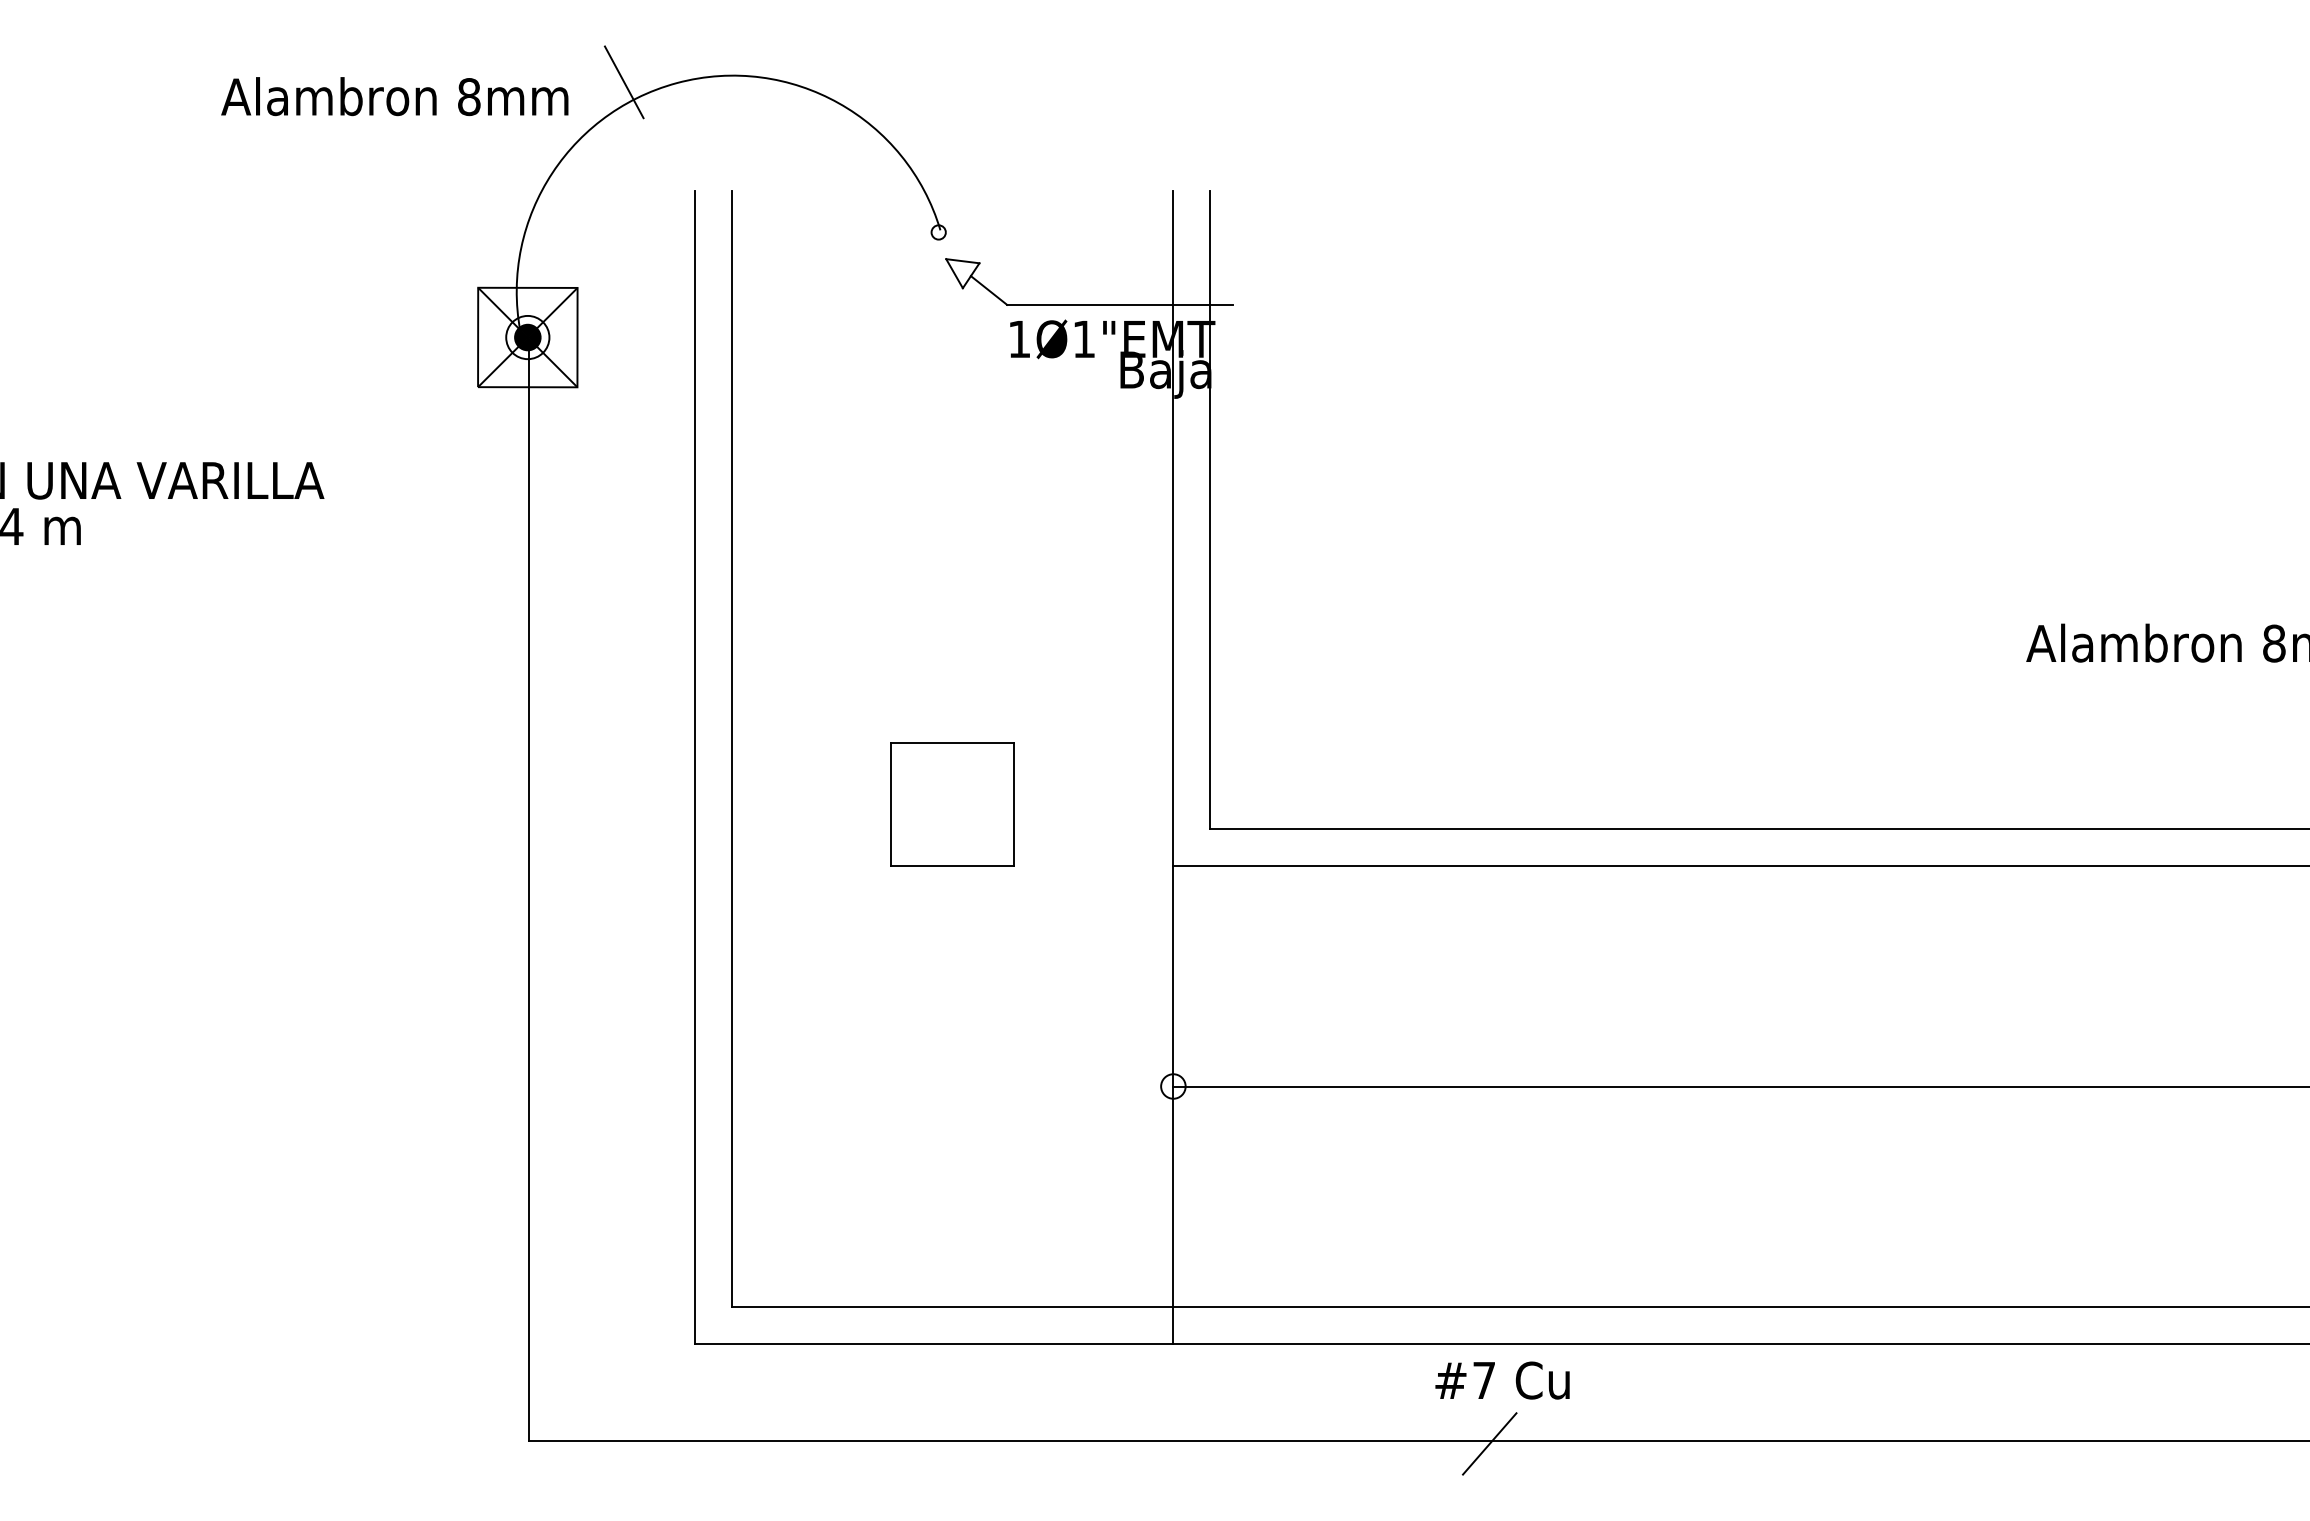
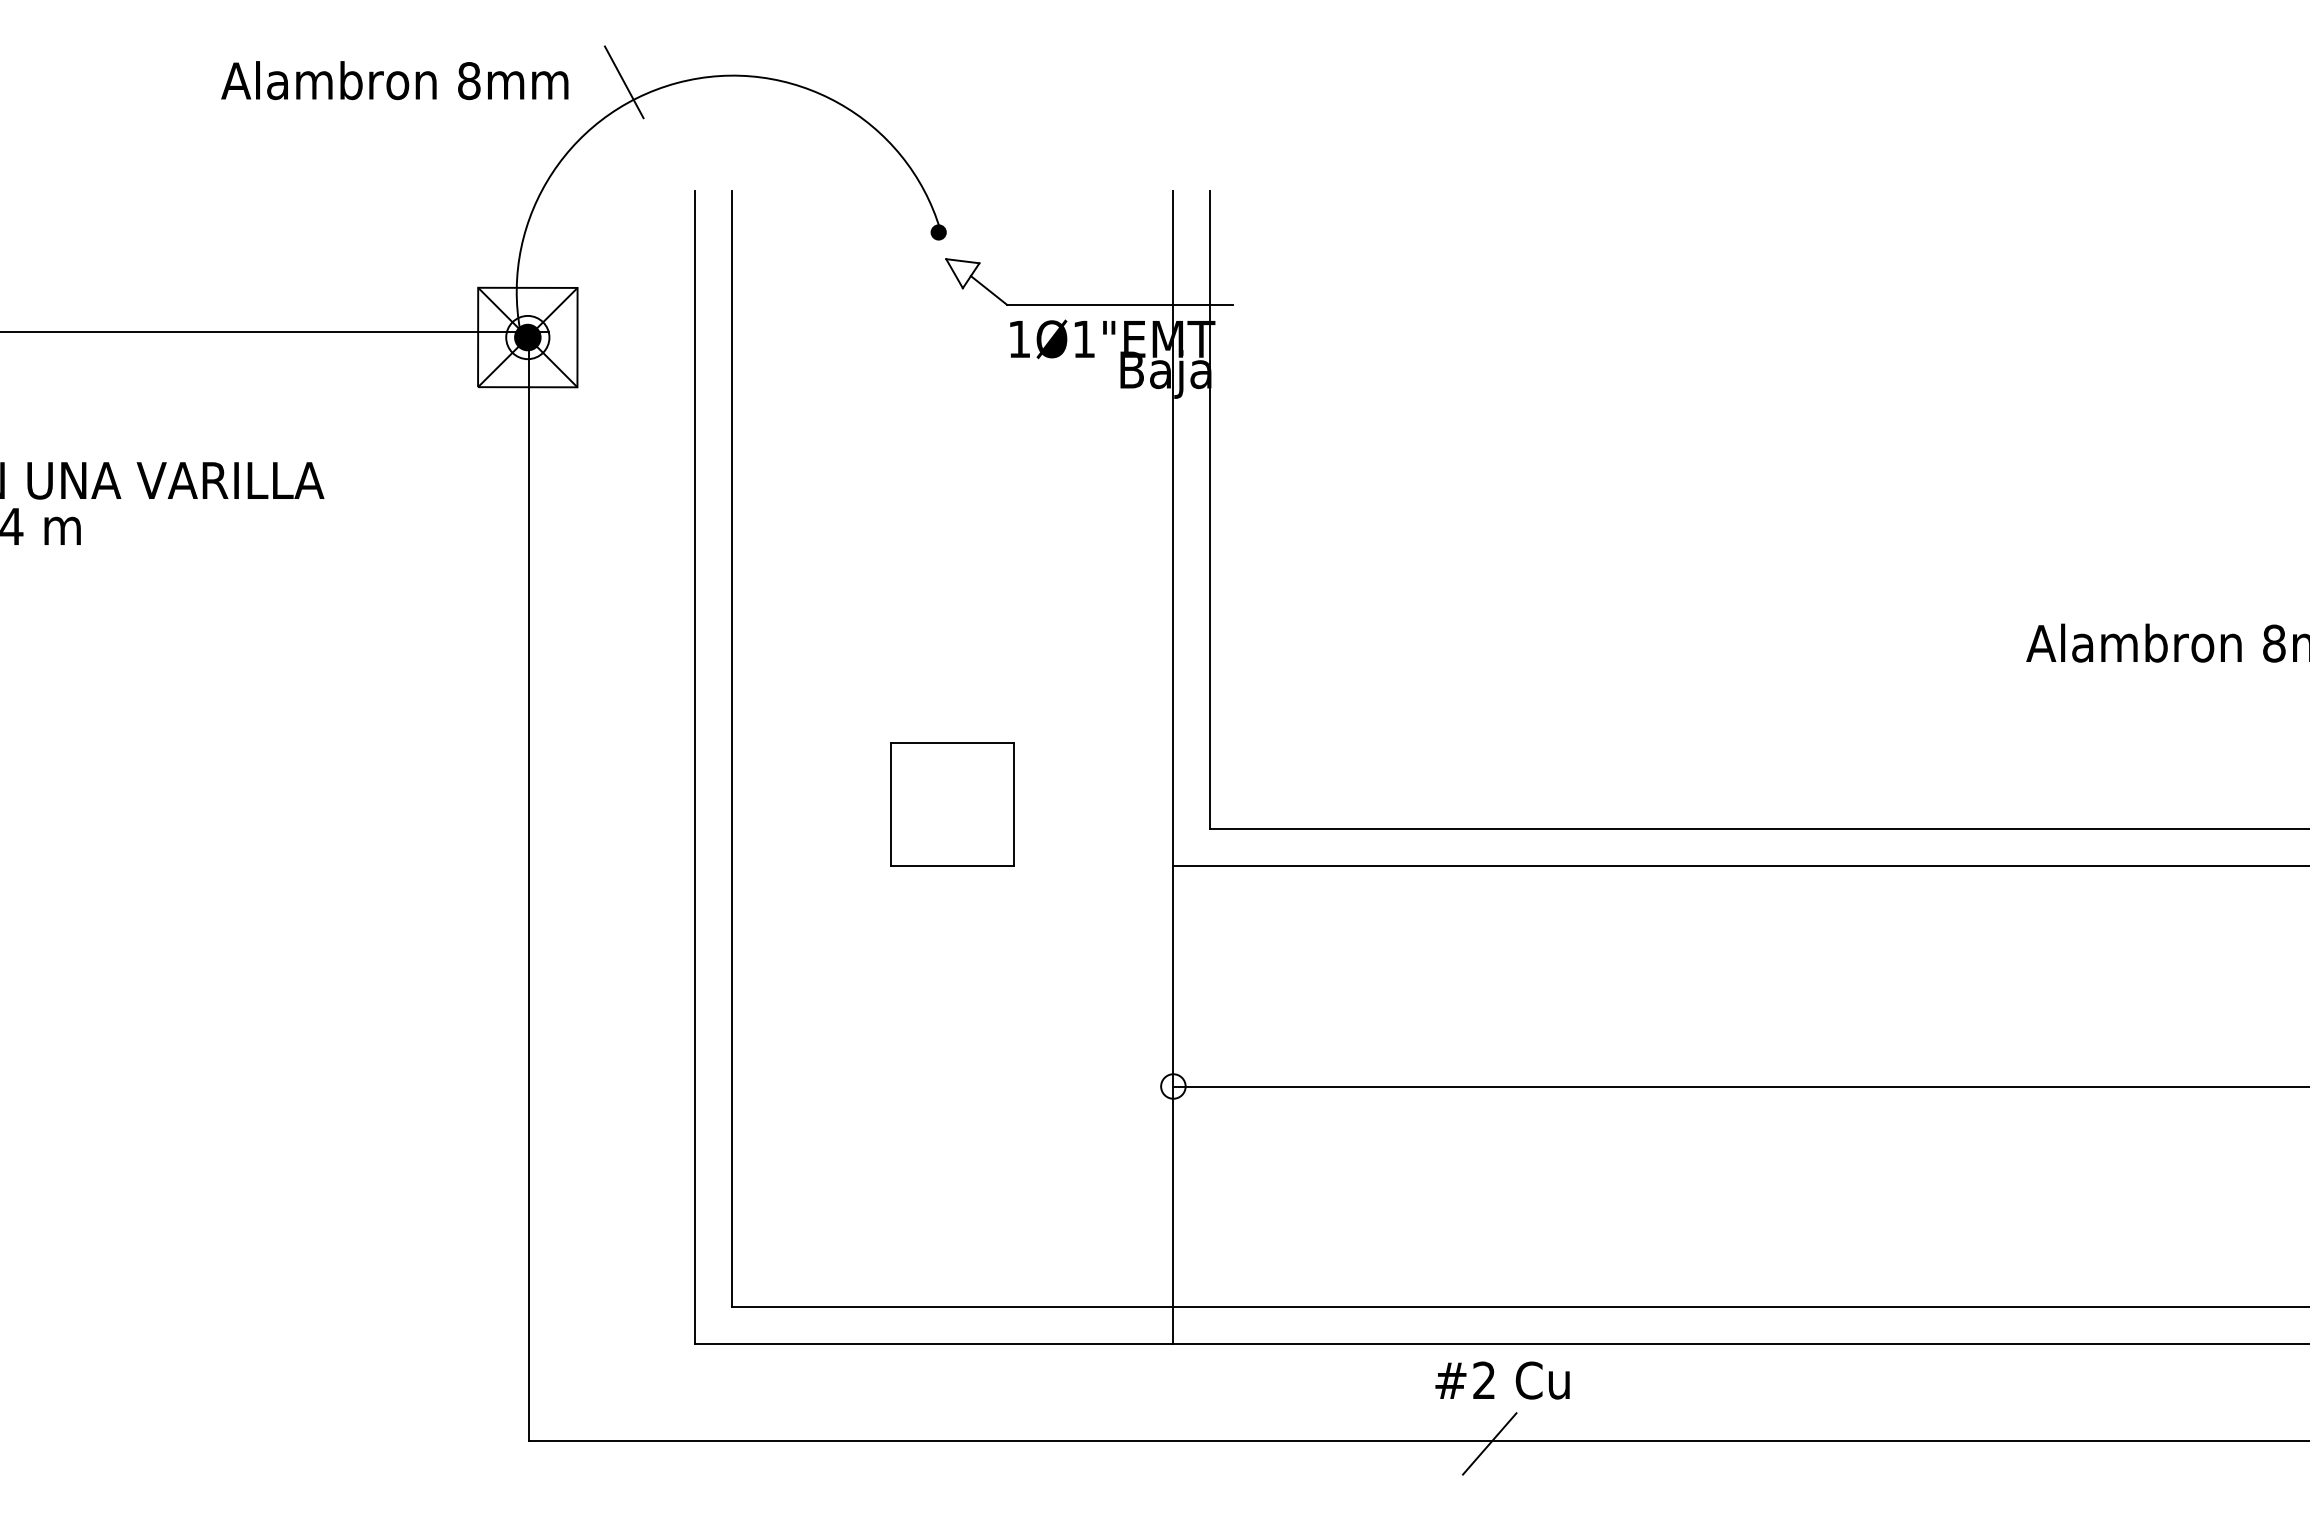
text position: (394, 96) -> (394, 80) (394, 80)
fill: none -> present (938, 232)
line: none -> present (275, 331)
text: #7 -> #2 (1483, 1379)
